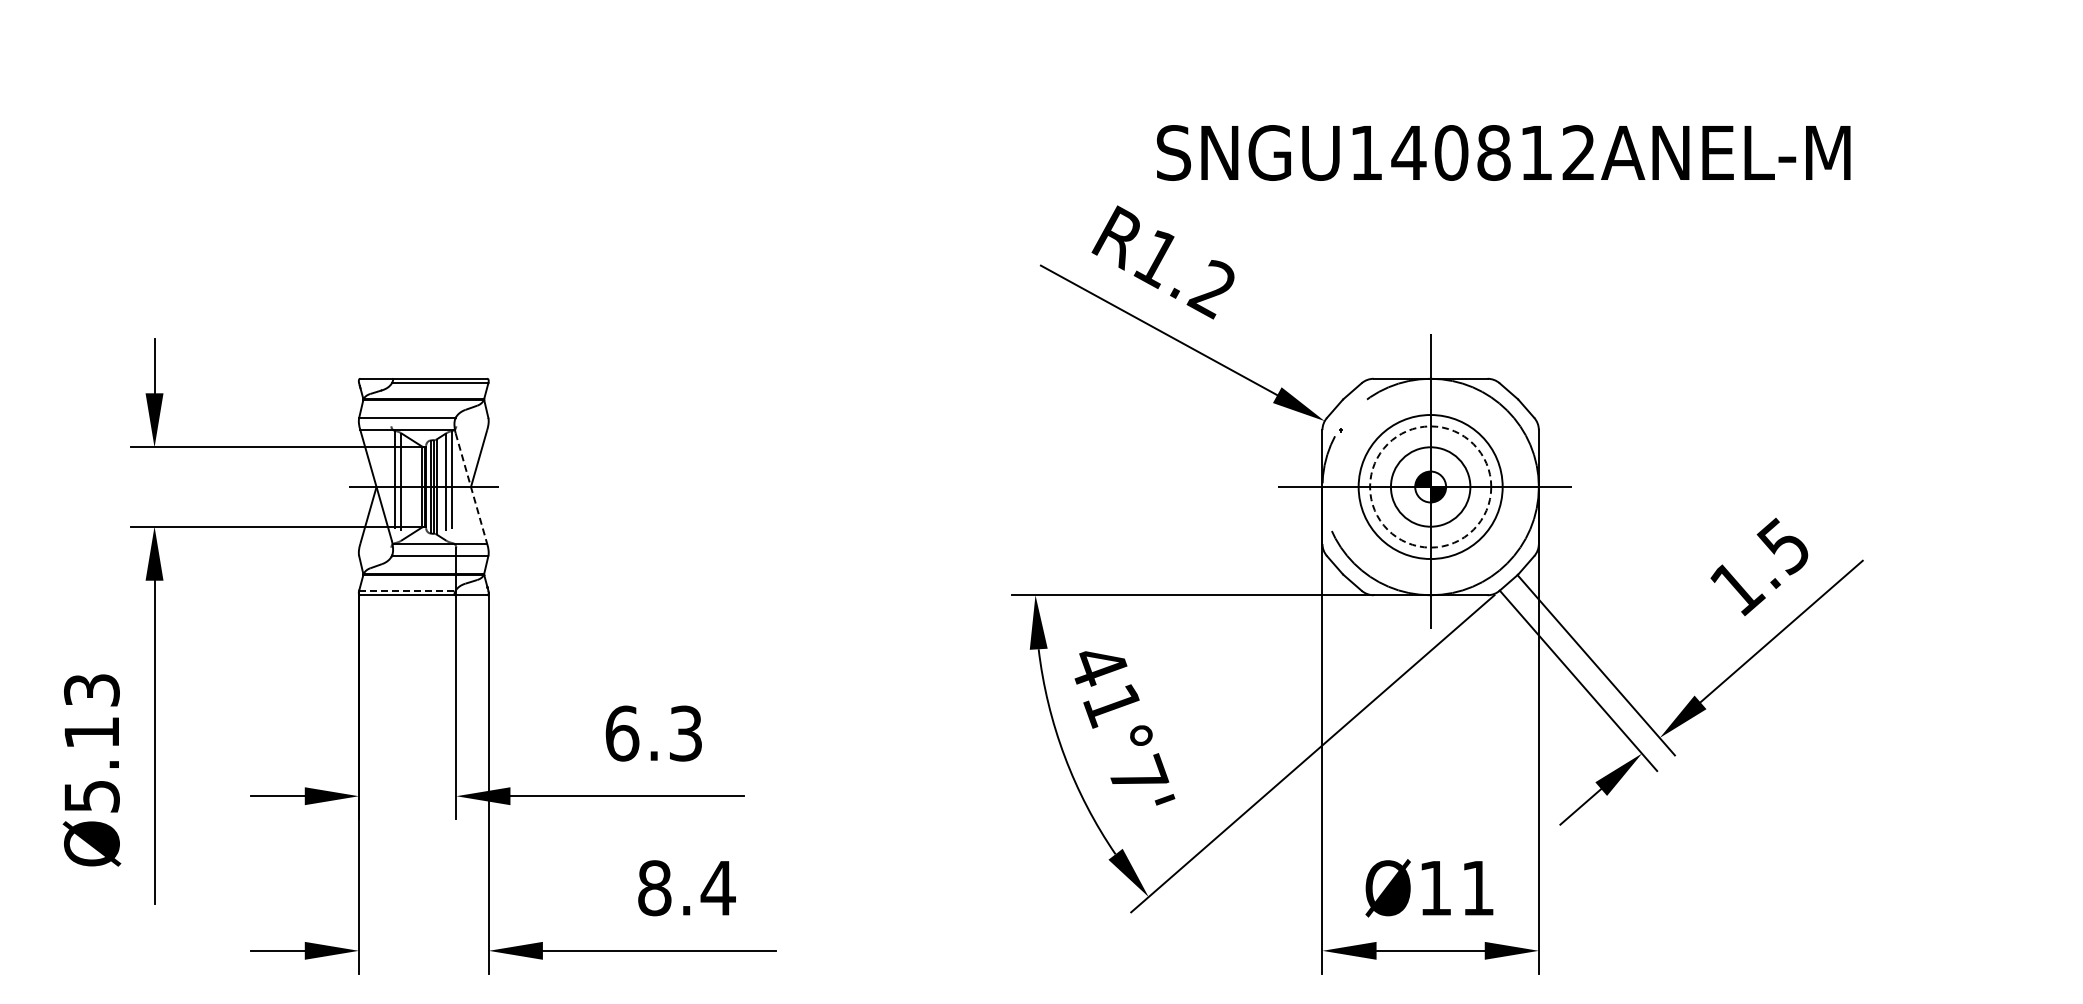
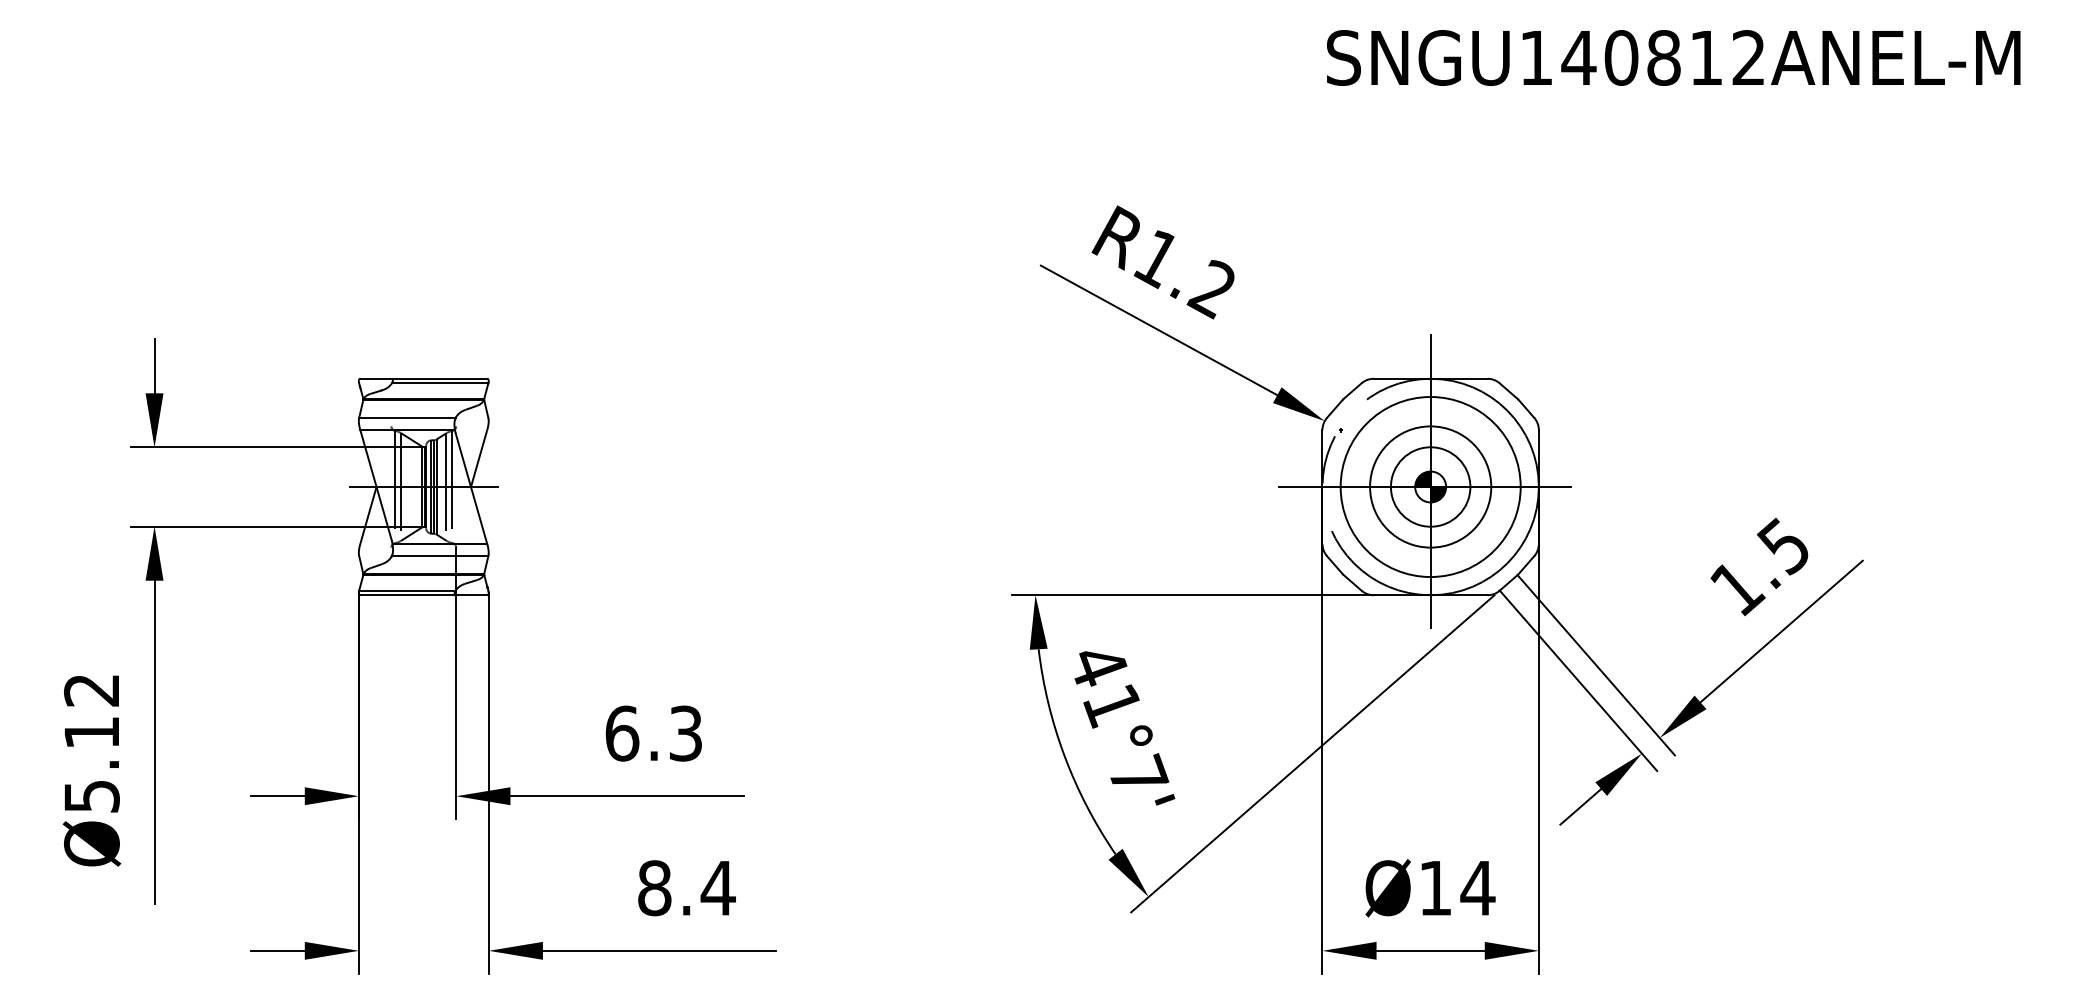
text position: (1503, 152) -> (1673, 57) (1673, 57)
circle: dashed -> solid (1430, 486)
circle diameter: 144 px -> 180 px (1430, 487)
line: dashed -> solid (471, 489)
line: dashed -> solid (407, 590)
text: Ø5.13 -> Ø5.12 (91, 690)
text: Ø11 -> Ø14 (1477, 888)
